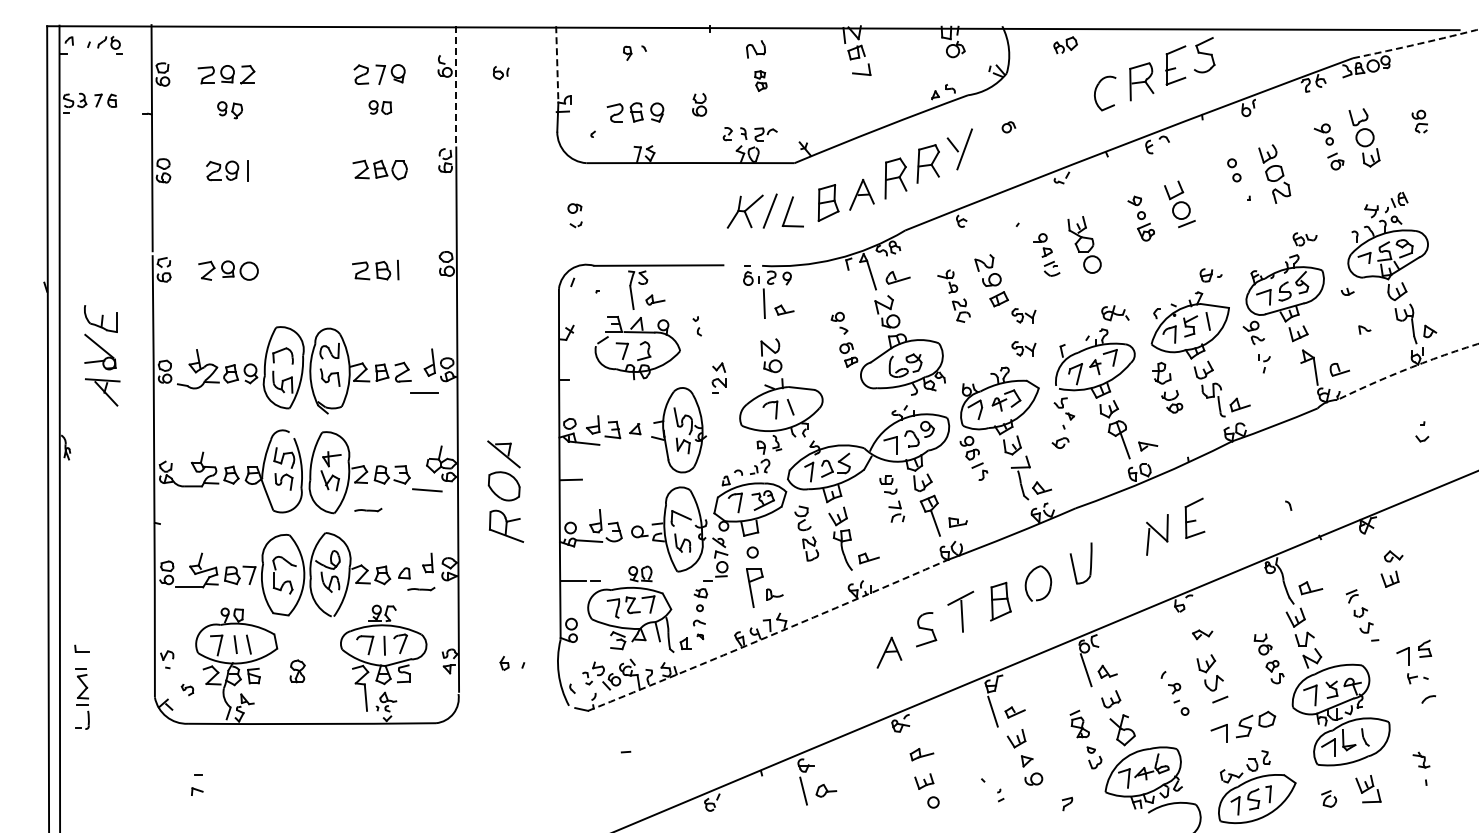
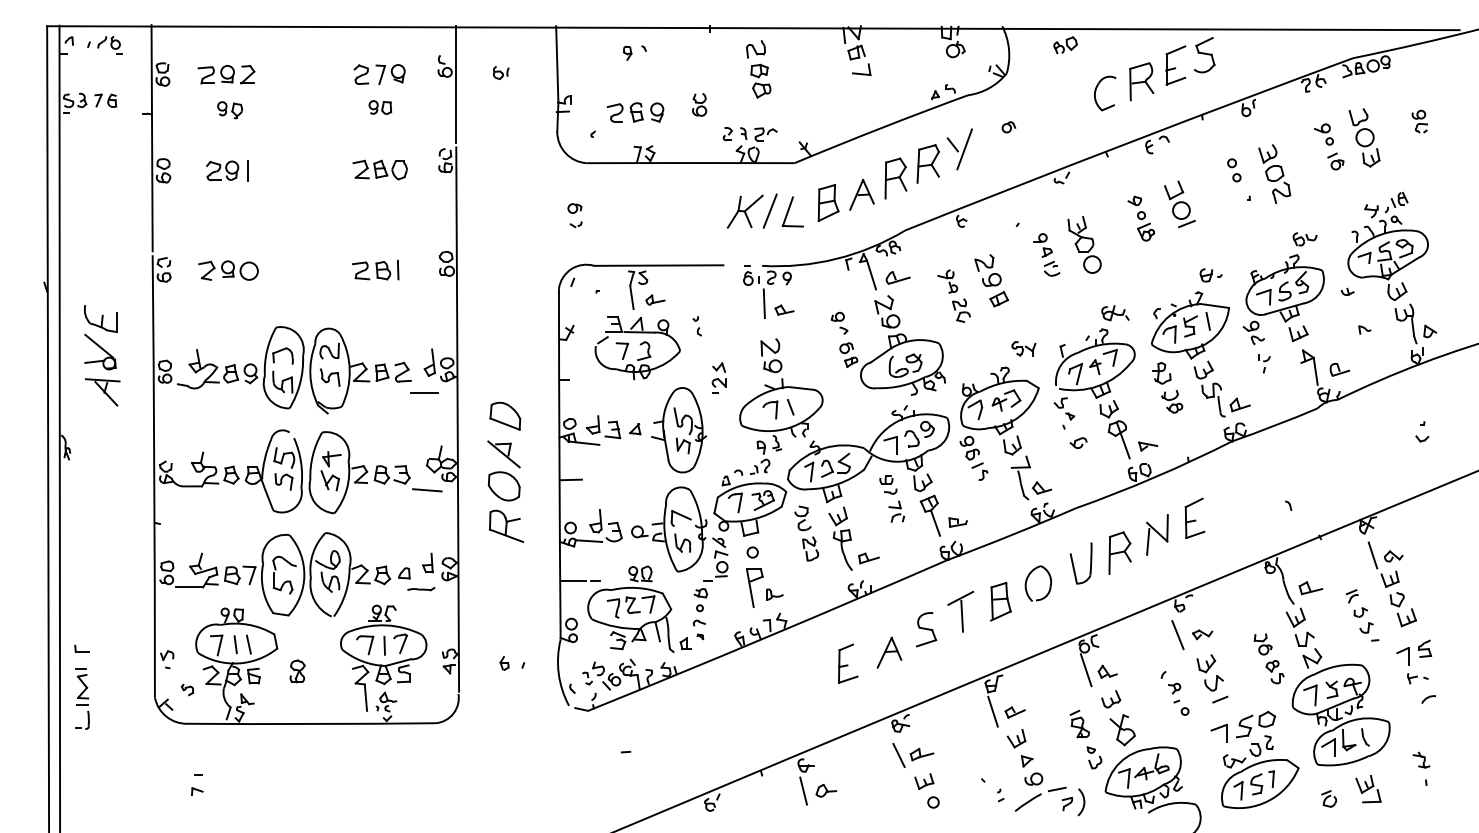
arc: dashed -> solid (1416, 44)
line: dashed -> solid (557, 64)
part size: 14x22 px -> 22x36 px (760, 80)
line: dashed -> solid (456, 84)
part: present -> none (1023, 315)
arc: dashed -> solid (1406, 369)
part: none -> present (505, 415)
part position: (1060, 442) -> (1078, 442) (1078, 442)
part: present -> none (368, 509)
part: none -> present (1119, 552)
line: none -> present (1372, 555)
part: none -> present (1402, 609)
line: none -> present (1177, 635)
arc: dashed -> solid (768, 636)
part: none -> present (848, 663)
line: none -> present (898, 754)
part position: (1257, 787) -> (1260, 772) (1260, 772)
part: none -> present (1040, 798)
arc: none -> present (1083, 802)
